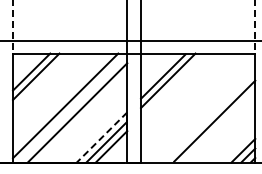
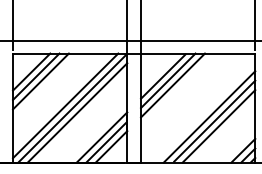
line: dashed -> solid (13, 24)
line: dashed -> solid (255, 24)
line: none -> present (40, 81)
line: none -> present (172, 85)
line: none -> present (72, 107)
line: none -> present (209, 116)
line: none -> present (218, 126)
line: dashed -> solid (102, 137)
